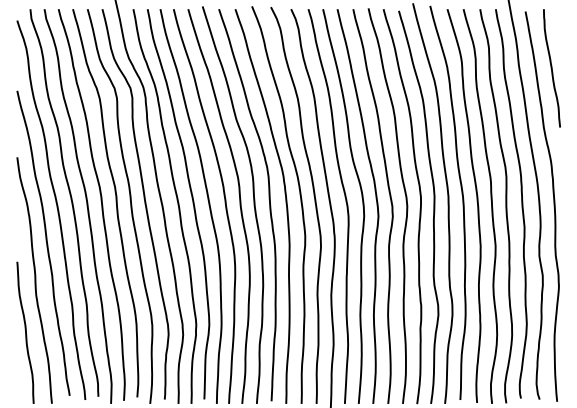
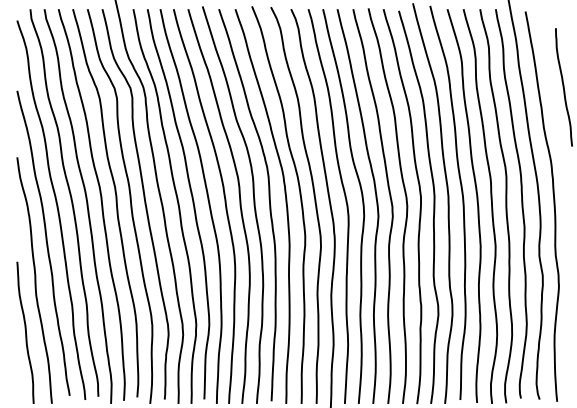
curve position: (551, 68) -> (563, 87) (563, 87)
